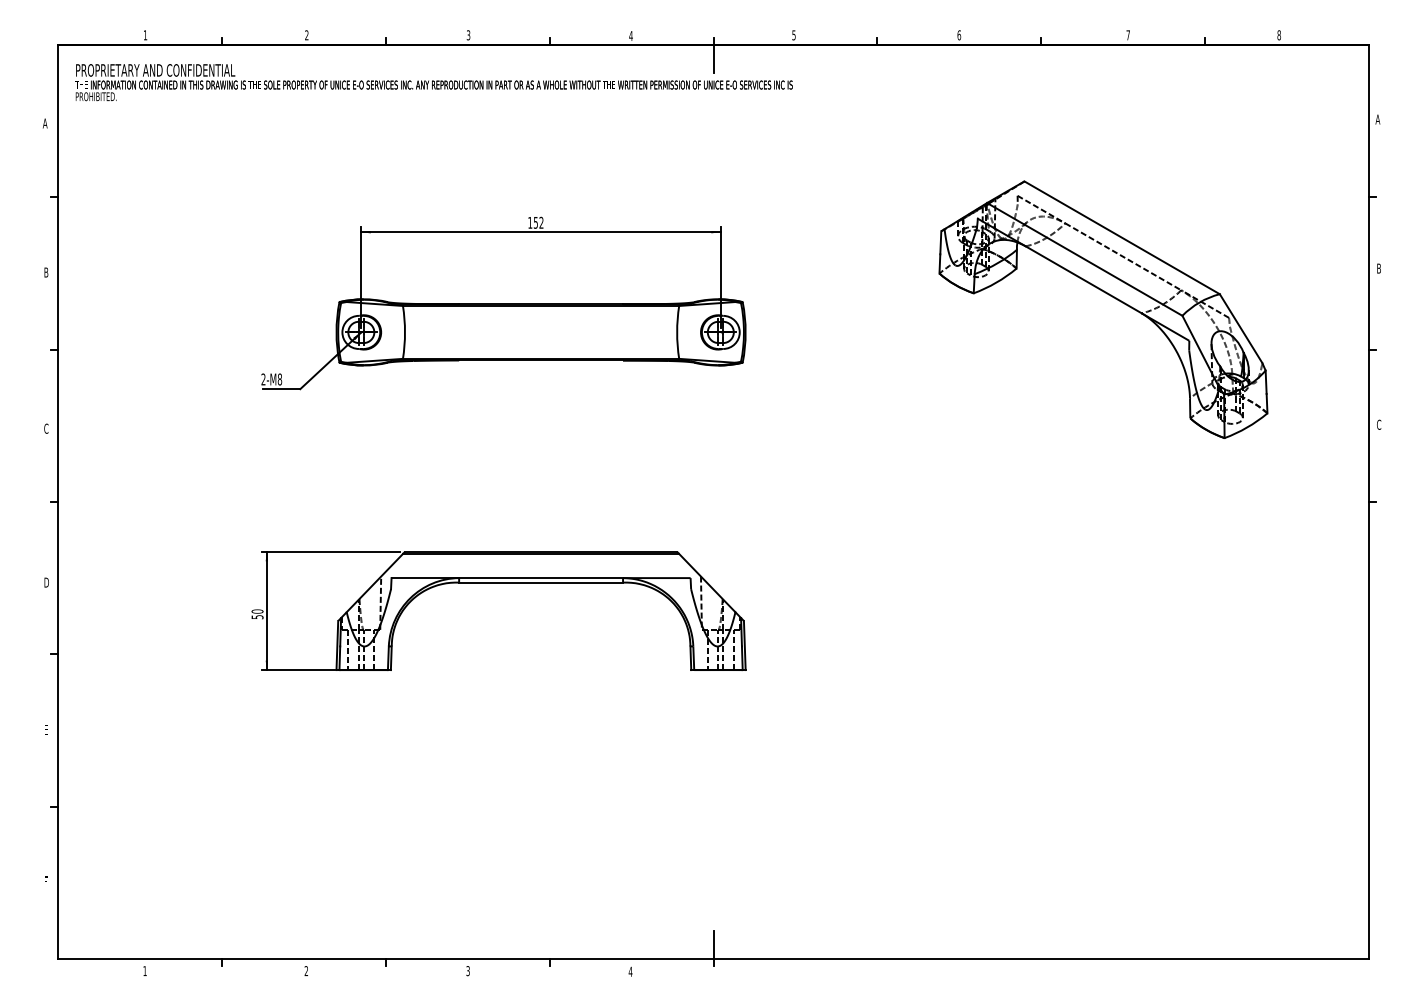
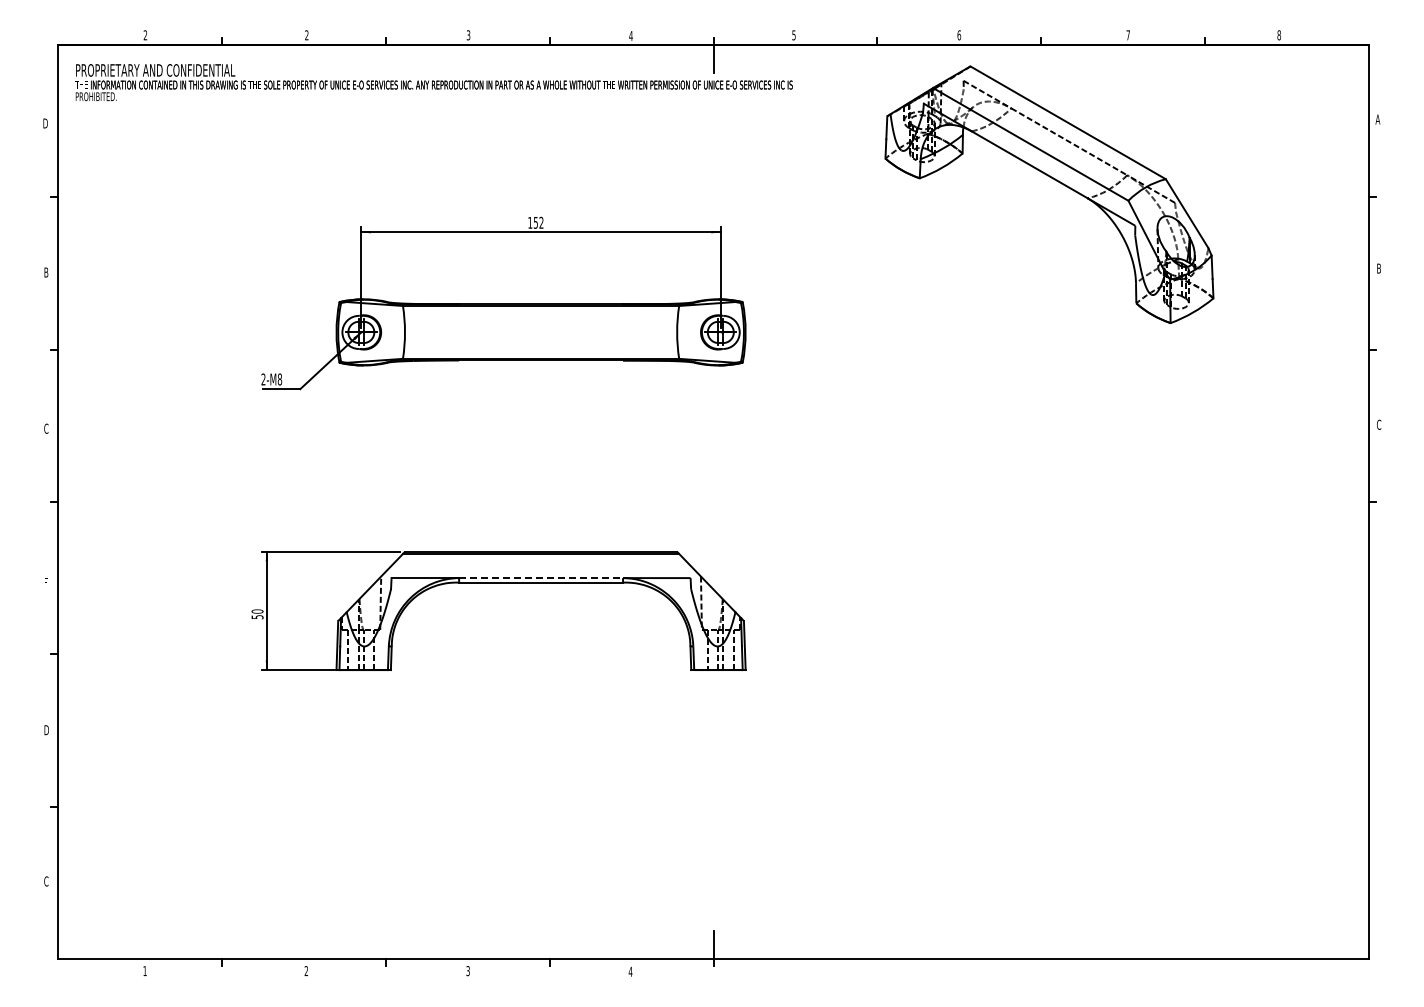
text: 1 -> 2 (145, 35)
text: A -> D (44, 123)
part position: (1110, 296) -> (1056, 181) (1056, 181)
line: solid -> dashed (541, 578)
text: D -> F (46, 582)
text: E -> D (46, 730)
text: F -> C (46, 881)
